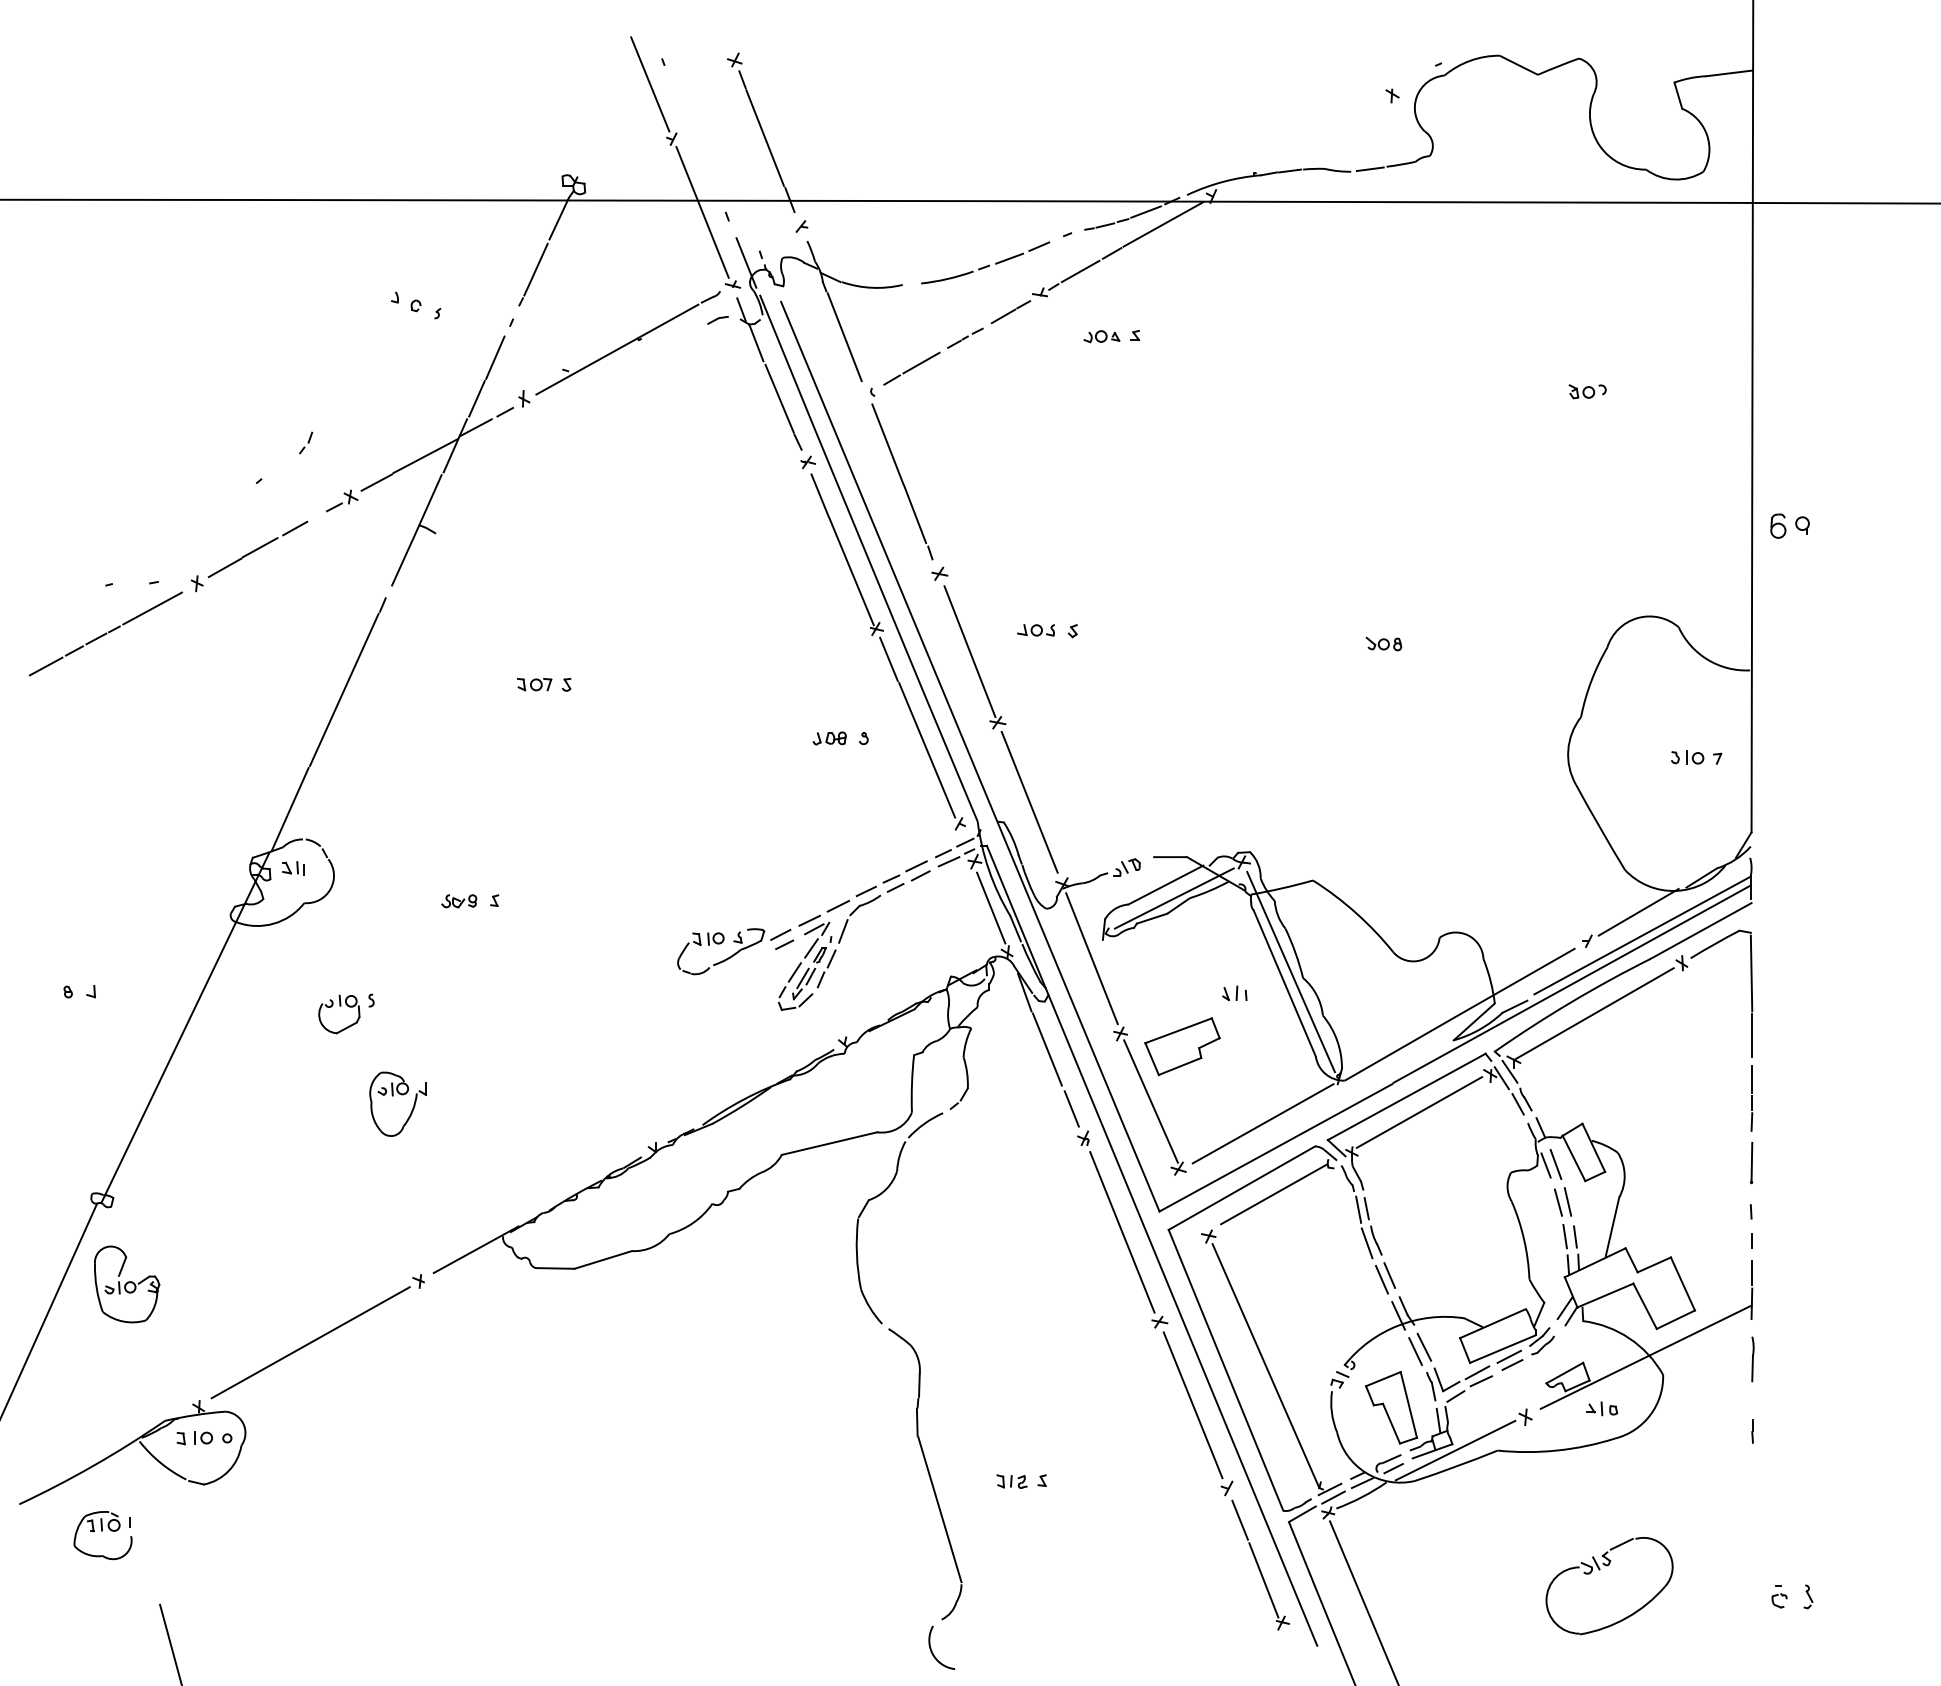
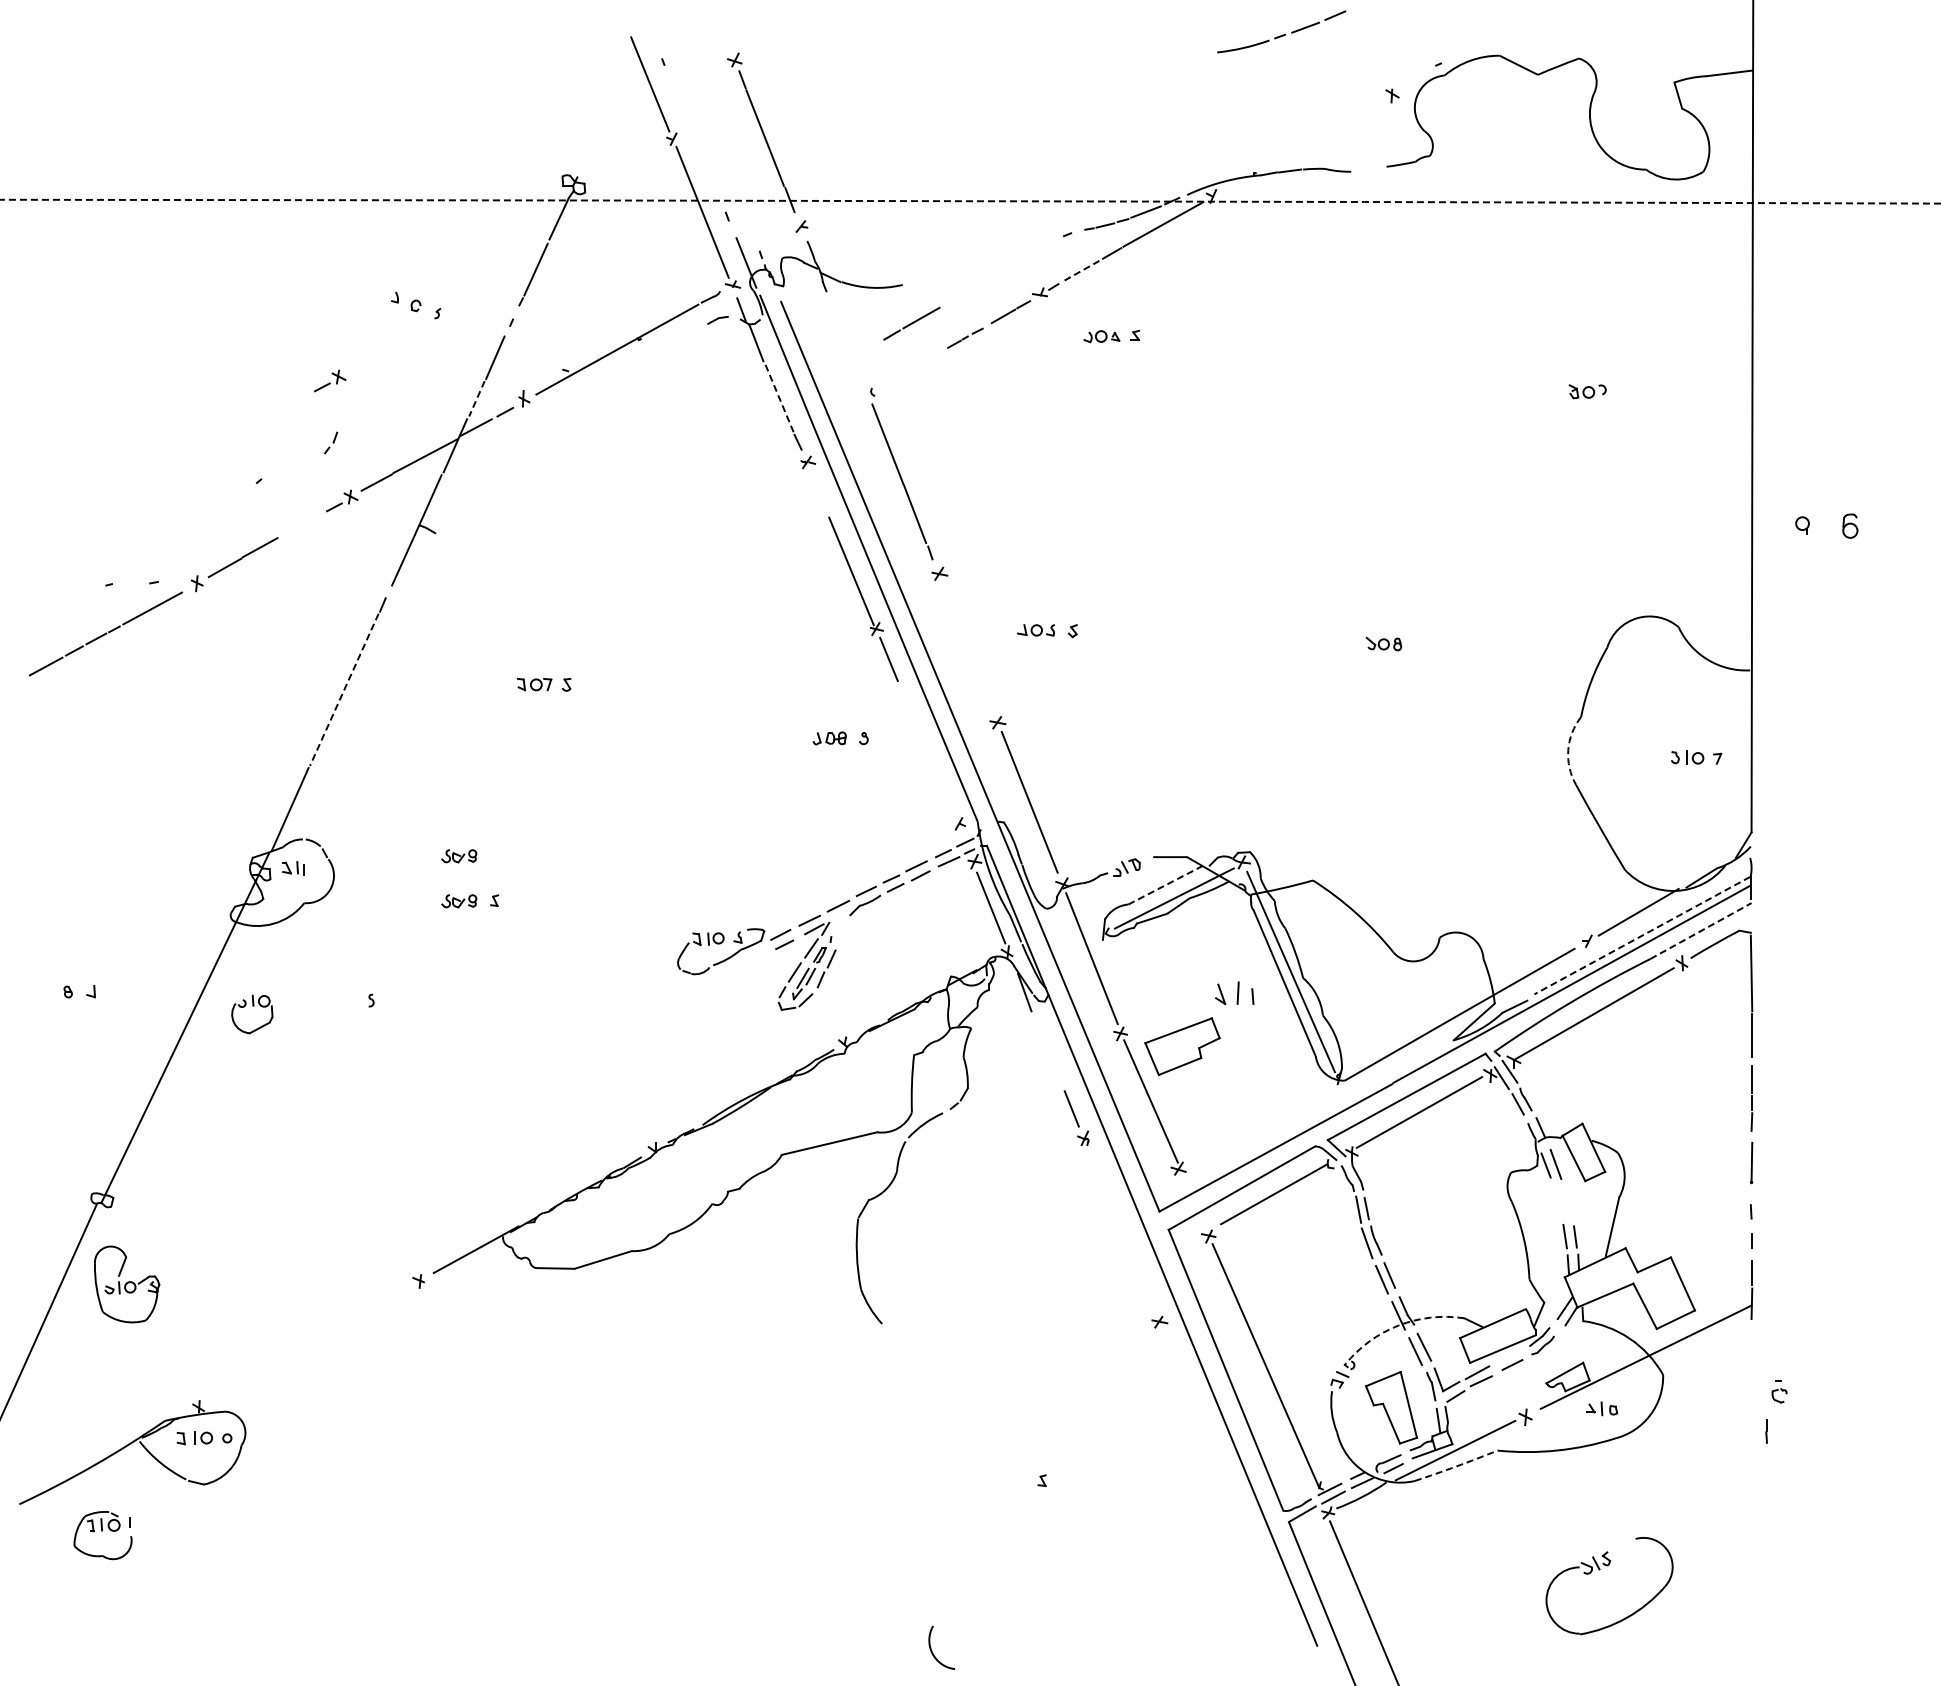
line: present -> none (1369, 169)
circle: solid -> dashed (970, 201)
part position: (985, 262) -> (1281, 31) (1281, 31)
line: solid -> dashed (1080, 271)
line: present -> none (844, 337)
line position: (911, 368) -> (911, 323) (911, 323)
part: none -> present (330, 380)
line: solid -> dashed (779, 398)
line: solid -> dashed (476, 399)
part position: (306, 442) -> (331, 442) (331, 442)
line: present -> none (819, 495)
part position: (1778, 525) -> (1850, 525) (1850, 525)
line: present -> none (295, 528)
line: present -> none (969, 651)
line: solid -> dashed (344, 690)
line: present -> none (927, 750)
arc: solid -> dashed (1568, 750)
part: none -> present (459, 856)
line: solid -> dashed (1166, 884)
line: present -> none (843, 931)
line: solid -> dashed (1700, 931)
line: solid -> dashed (1642, 935)
part size: 26x17 px -> 40x24 px (1234, 992)
part position: (339, 1006) -> (252, 1006) (252, 1006)
line: present -> none (1046, 1049)
part: present -> none (401, 1095)
line: present -> none (1262, 1123)
part: present -> none (1563, 1201)
line: present -> none (1122, 1232)
arc: solid -> dashed (1398, 1325)
line: present -> none (310, 1342)
line: present -> none (1508, 1356)
line: present -> none (1752, 1359)
line position: (1752, 1431) -> (1766, 1431) (1766, 1431)
arc: solid -> dashed (1456, 1466)
part: present -> none (925, 1474)
part: present -> none (1225, 1480)
part: present -> none (1011, 1481)
line: present -> none (1621, 1544)
part position: (1779, 1596) -> (1779, 1391) (1779, 1391)
part: present -> none (1808, 1596)
line: present -> none (170, 1643)
